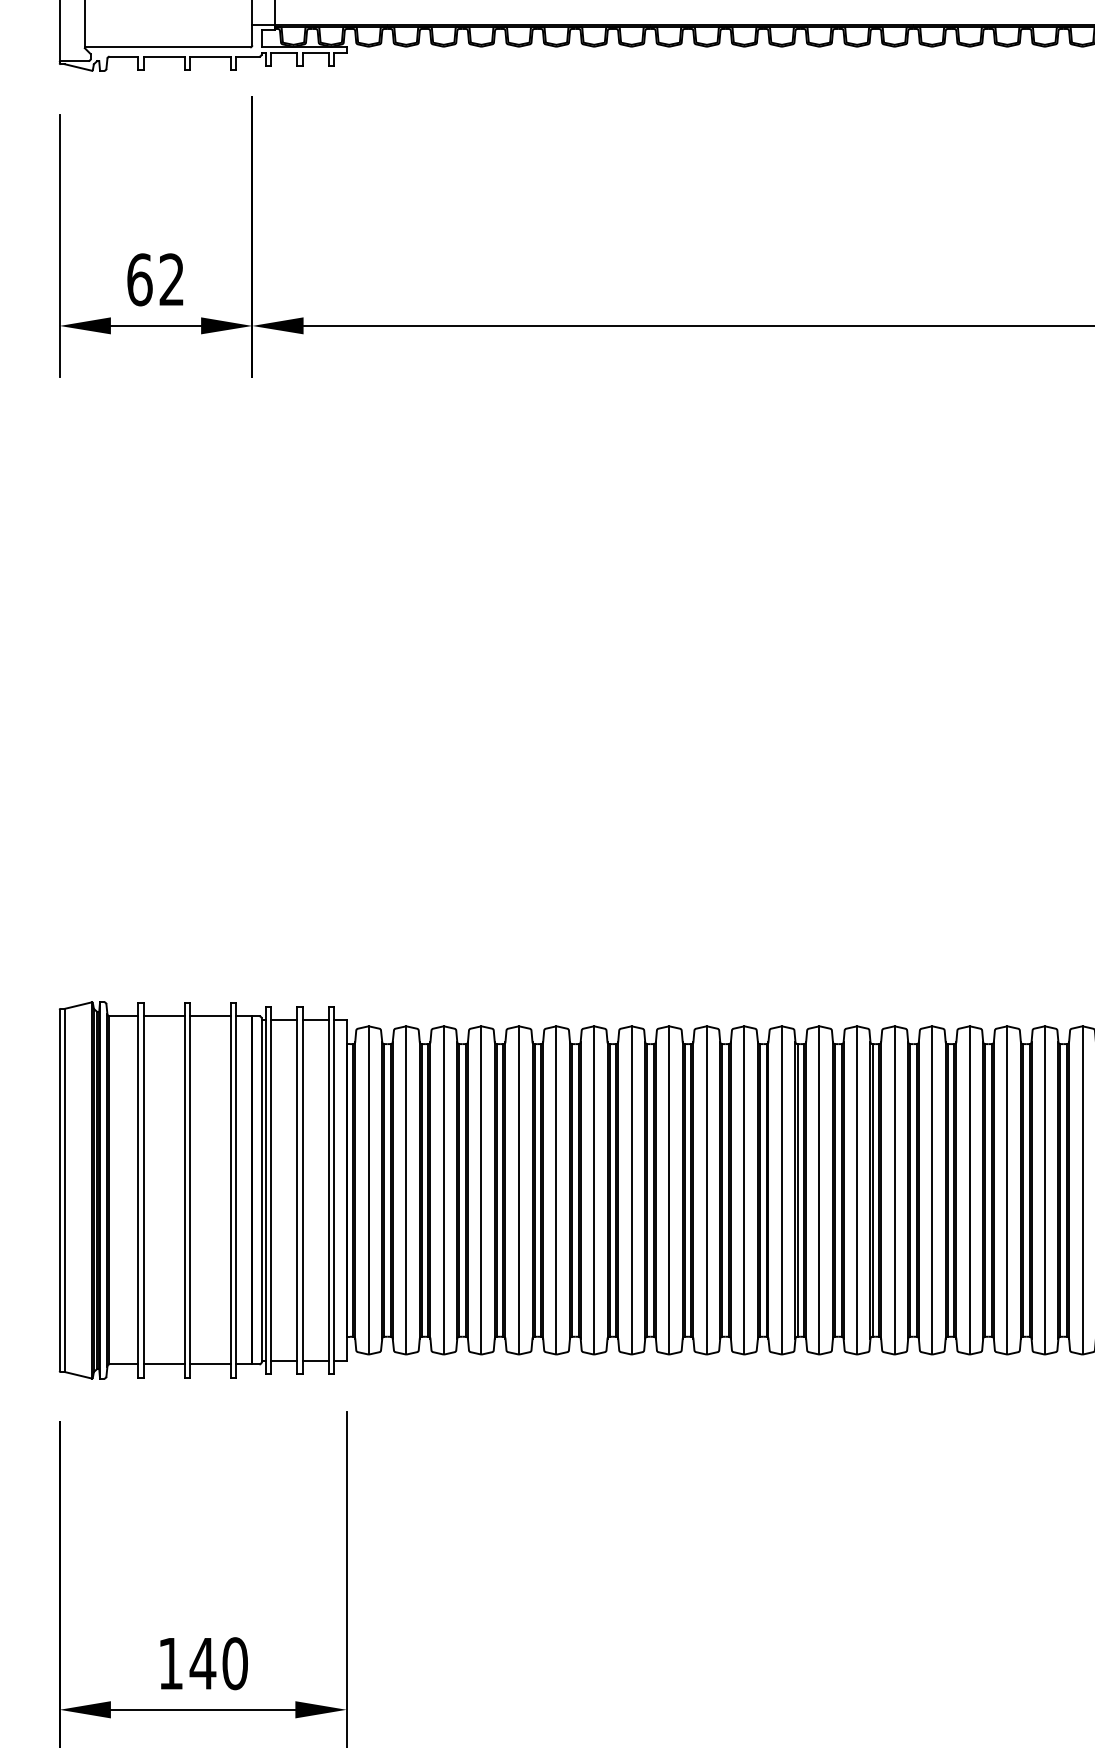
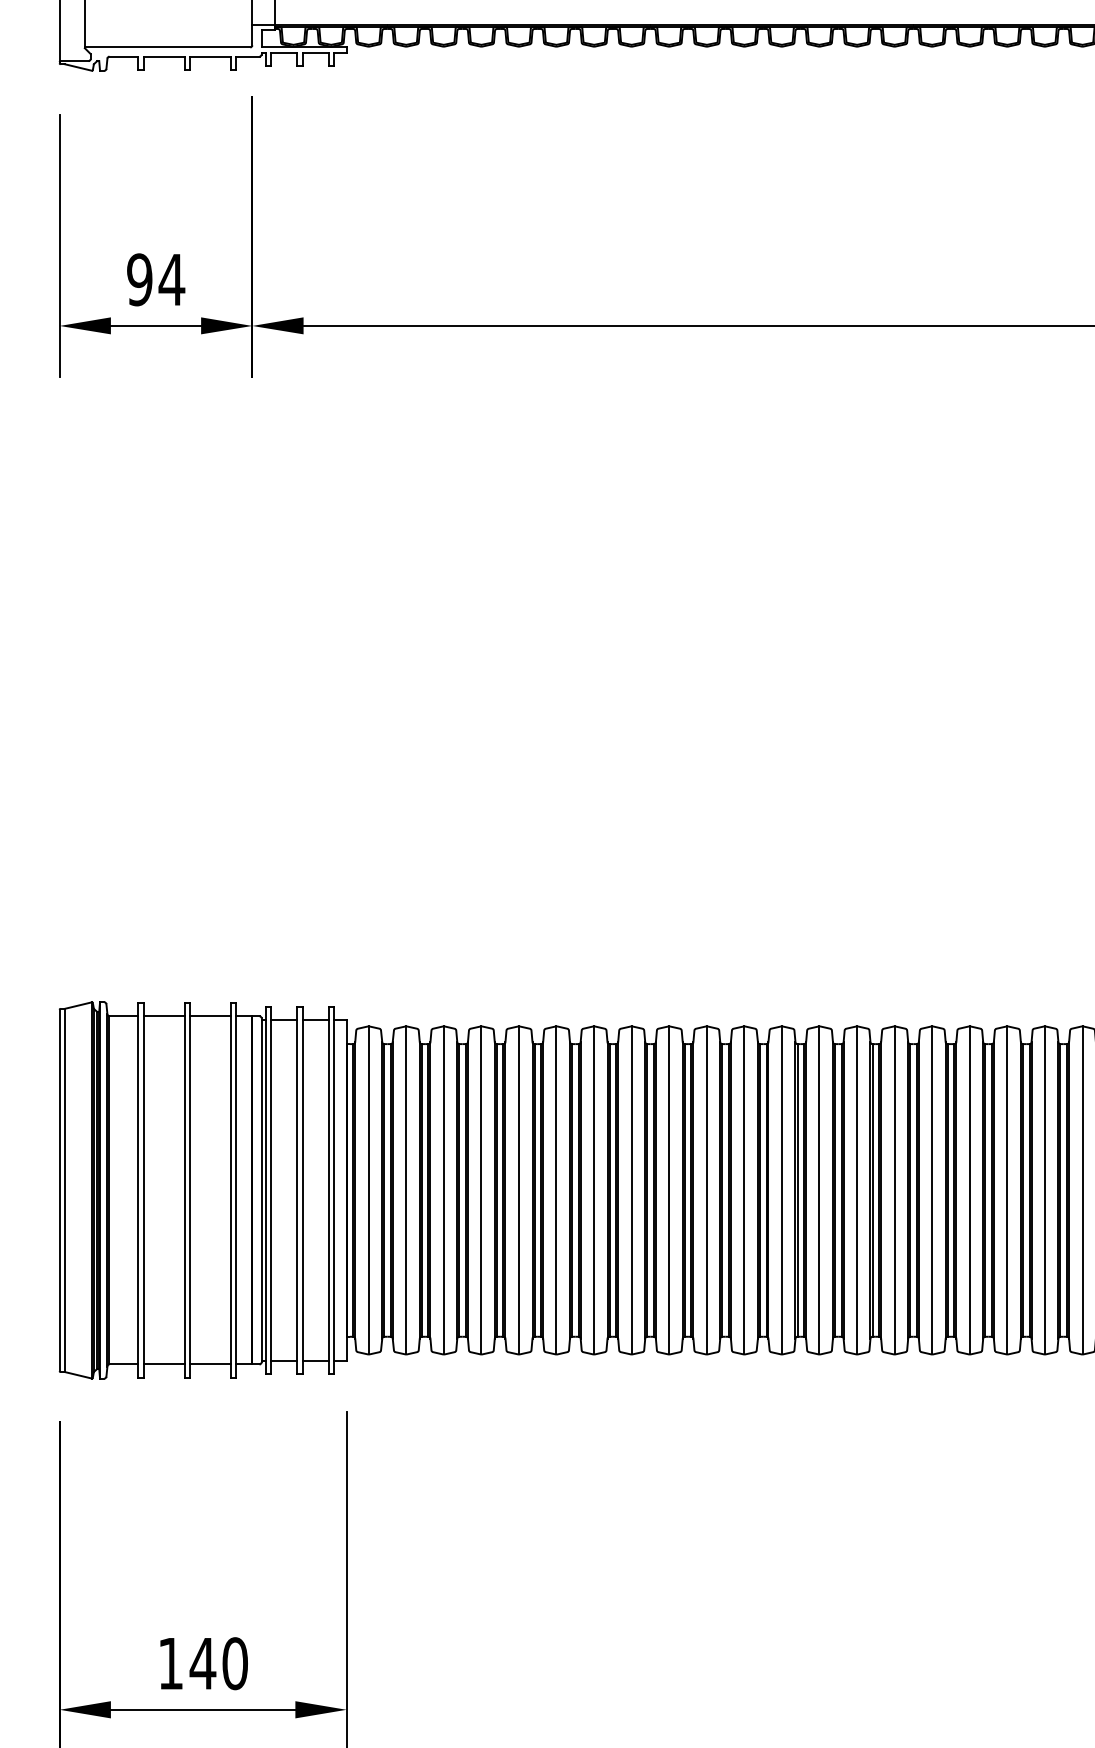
text: 62 -> 94 (156, 279)
